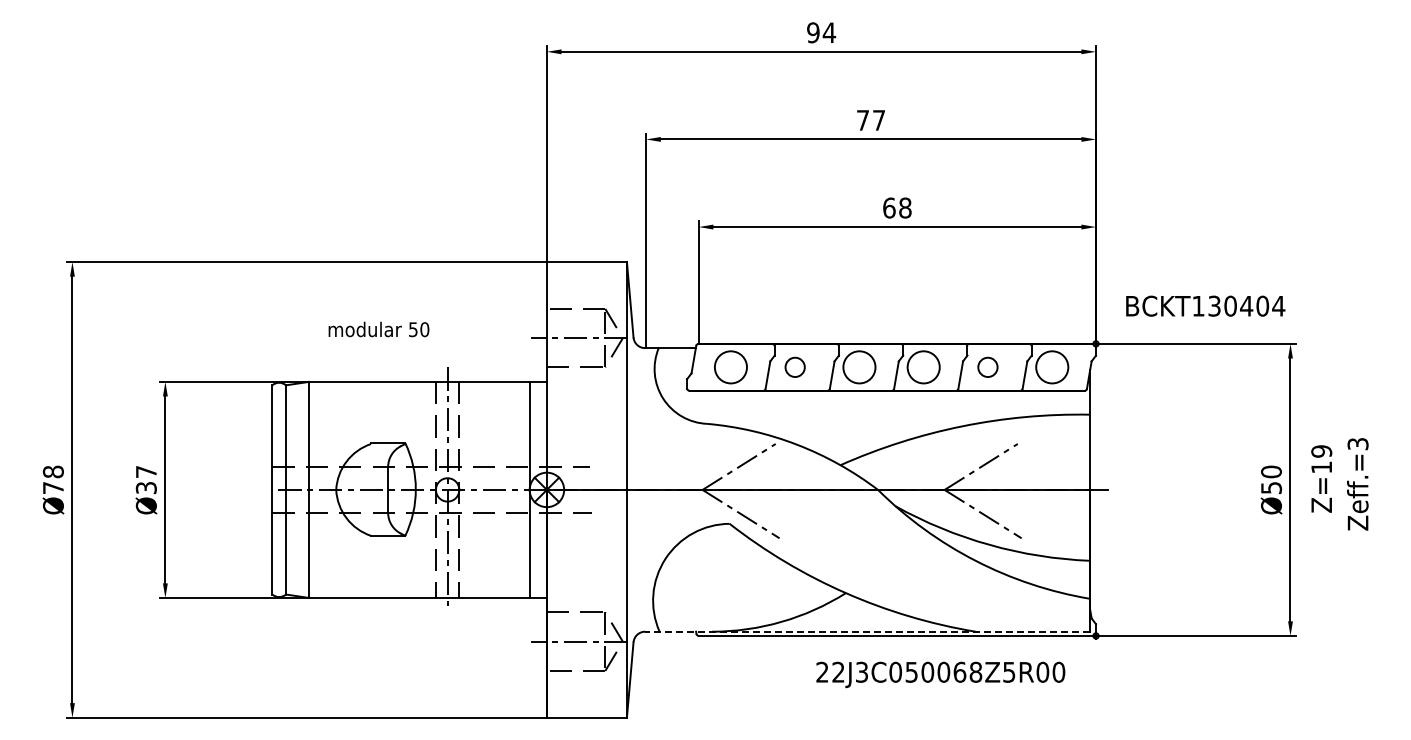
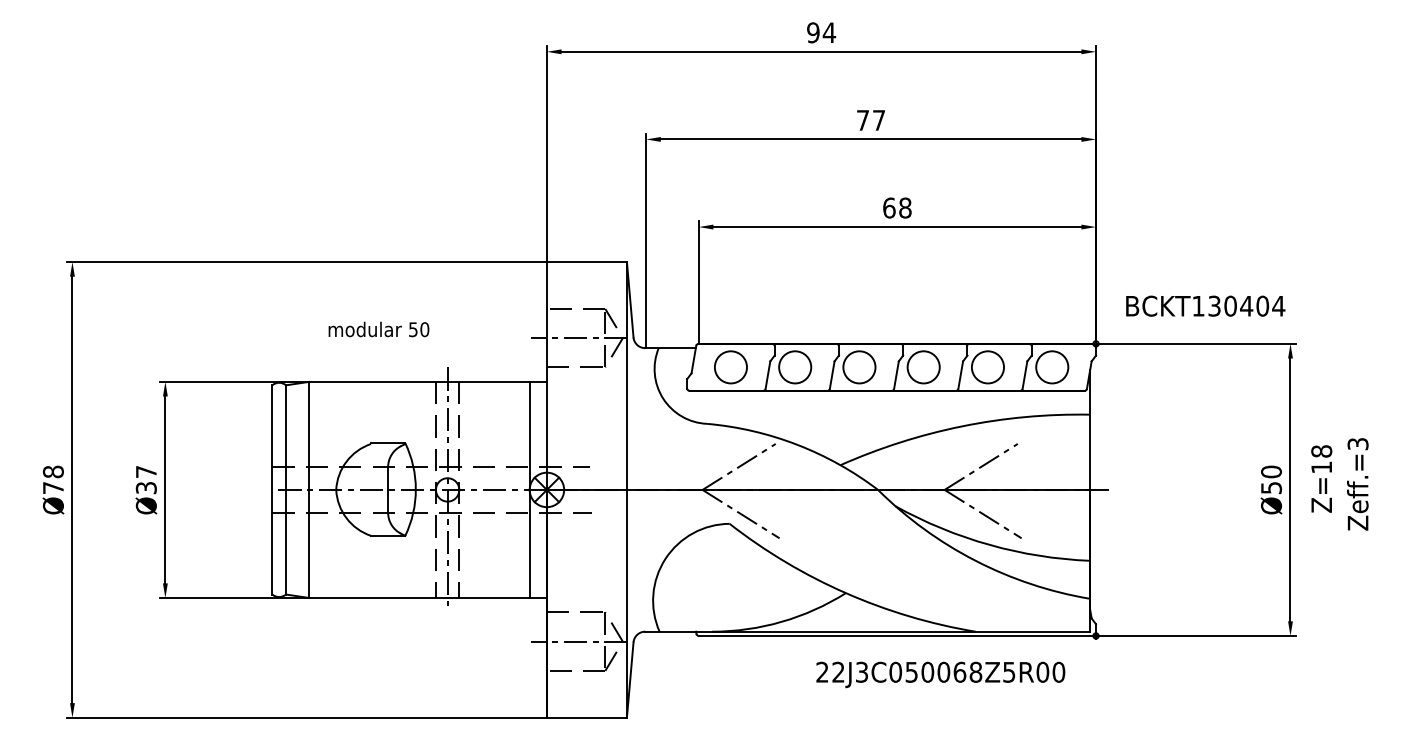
circle diameter: 19 px -> 32 px (795, 367)
circle diameter: 19 px -> 32 px (987, 367)
text: Z=19 -> Z=18 (1321, 451)
line: dashed -> solid (867, 631)
